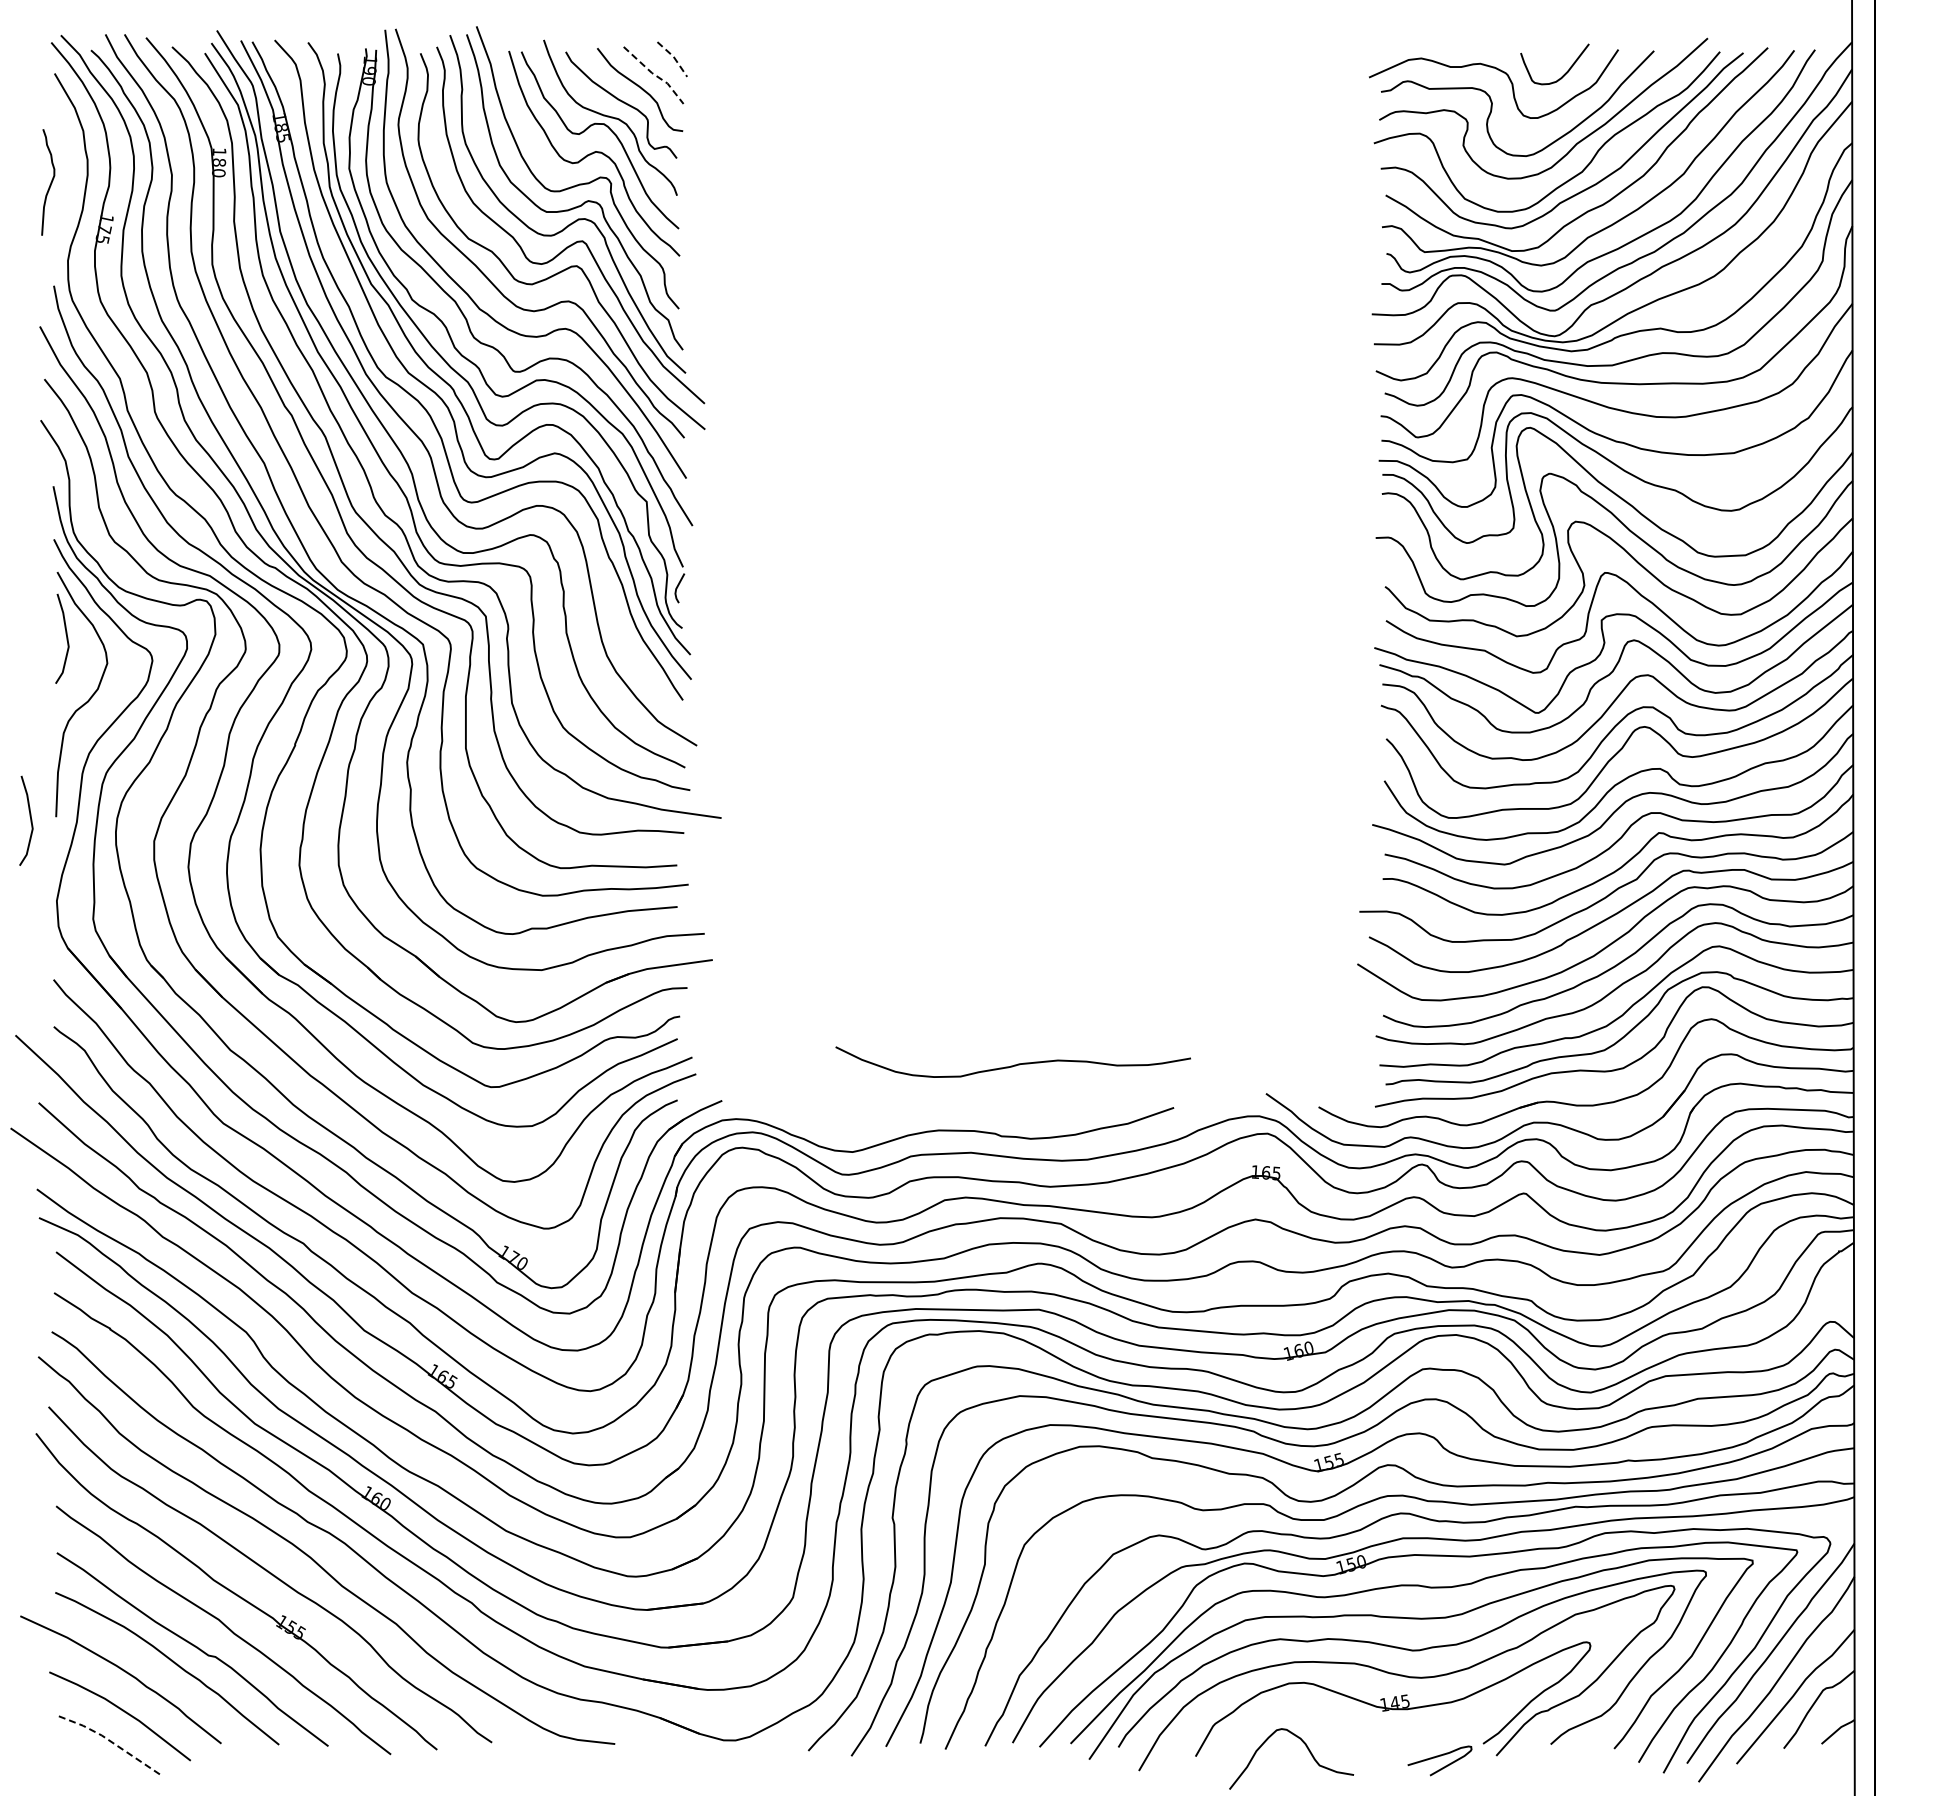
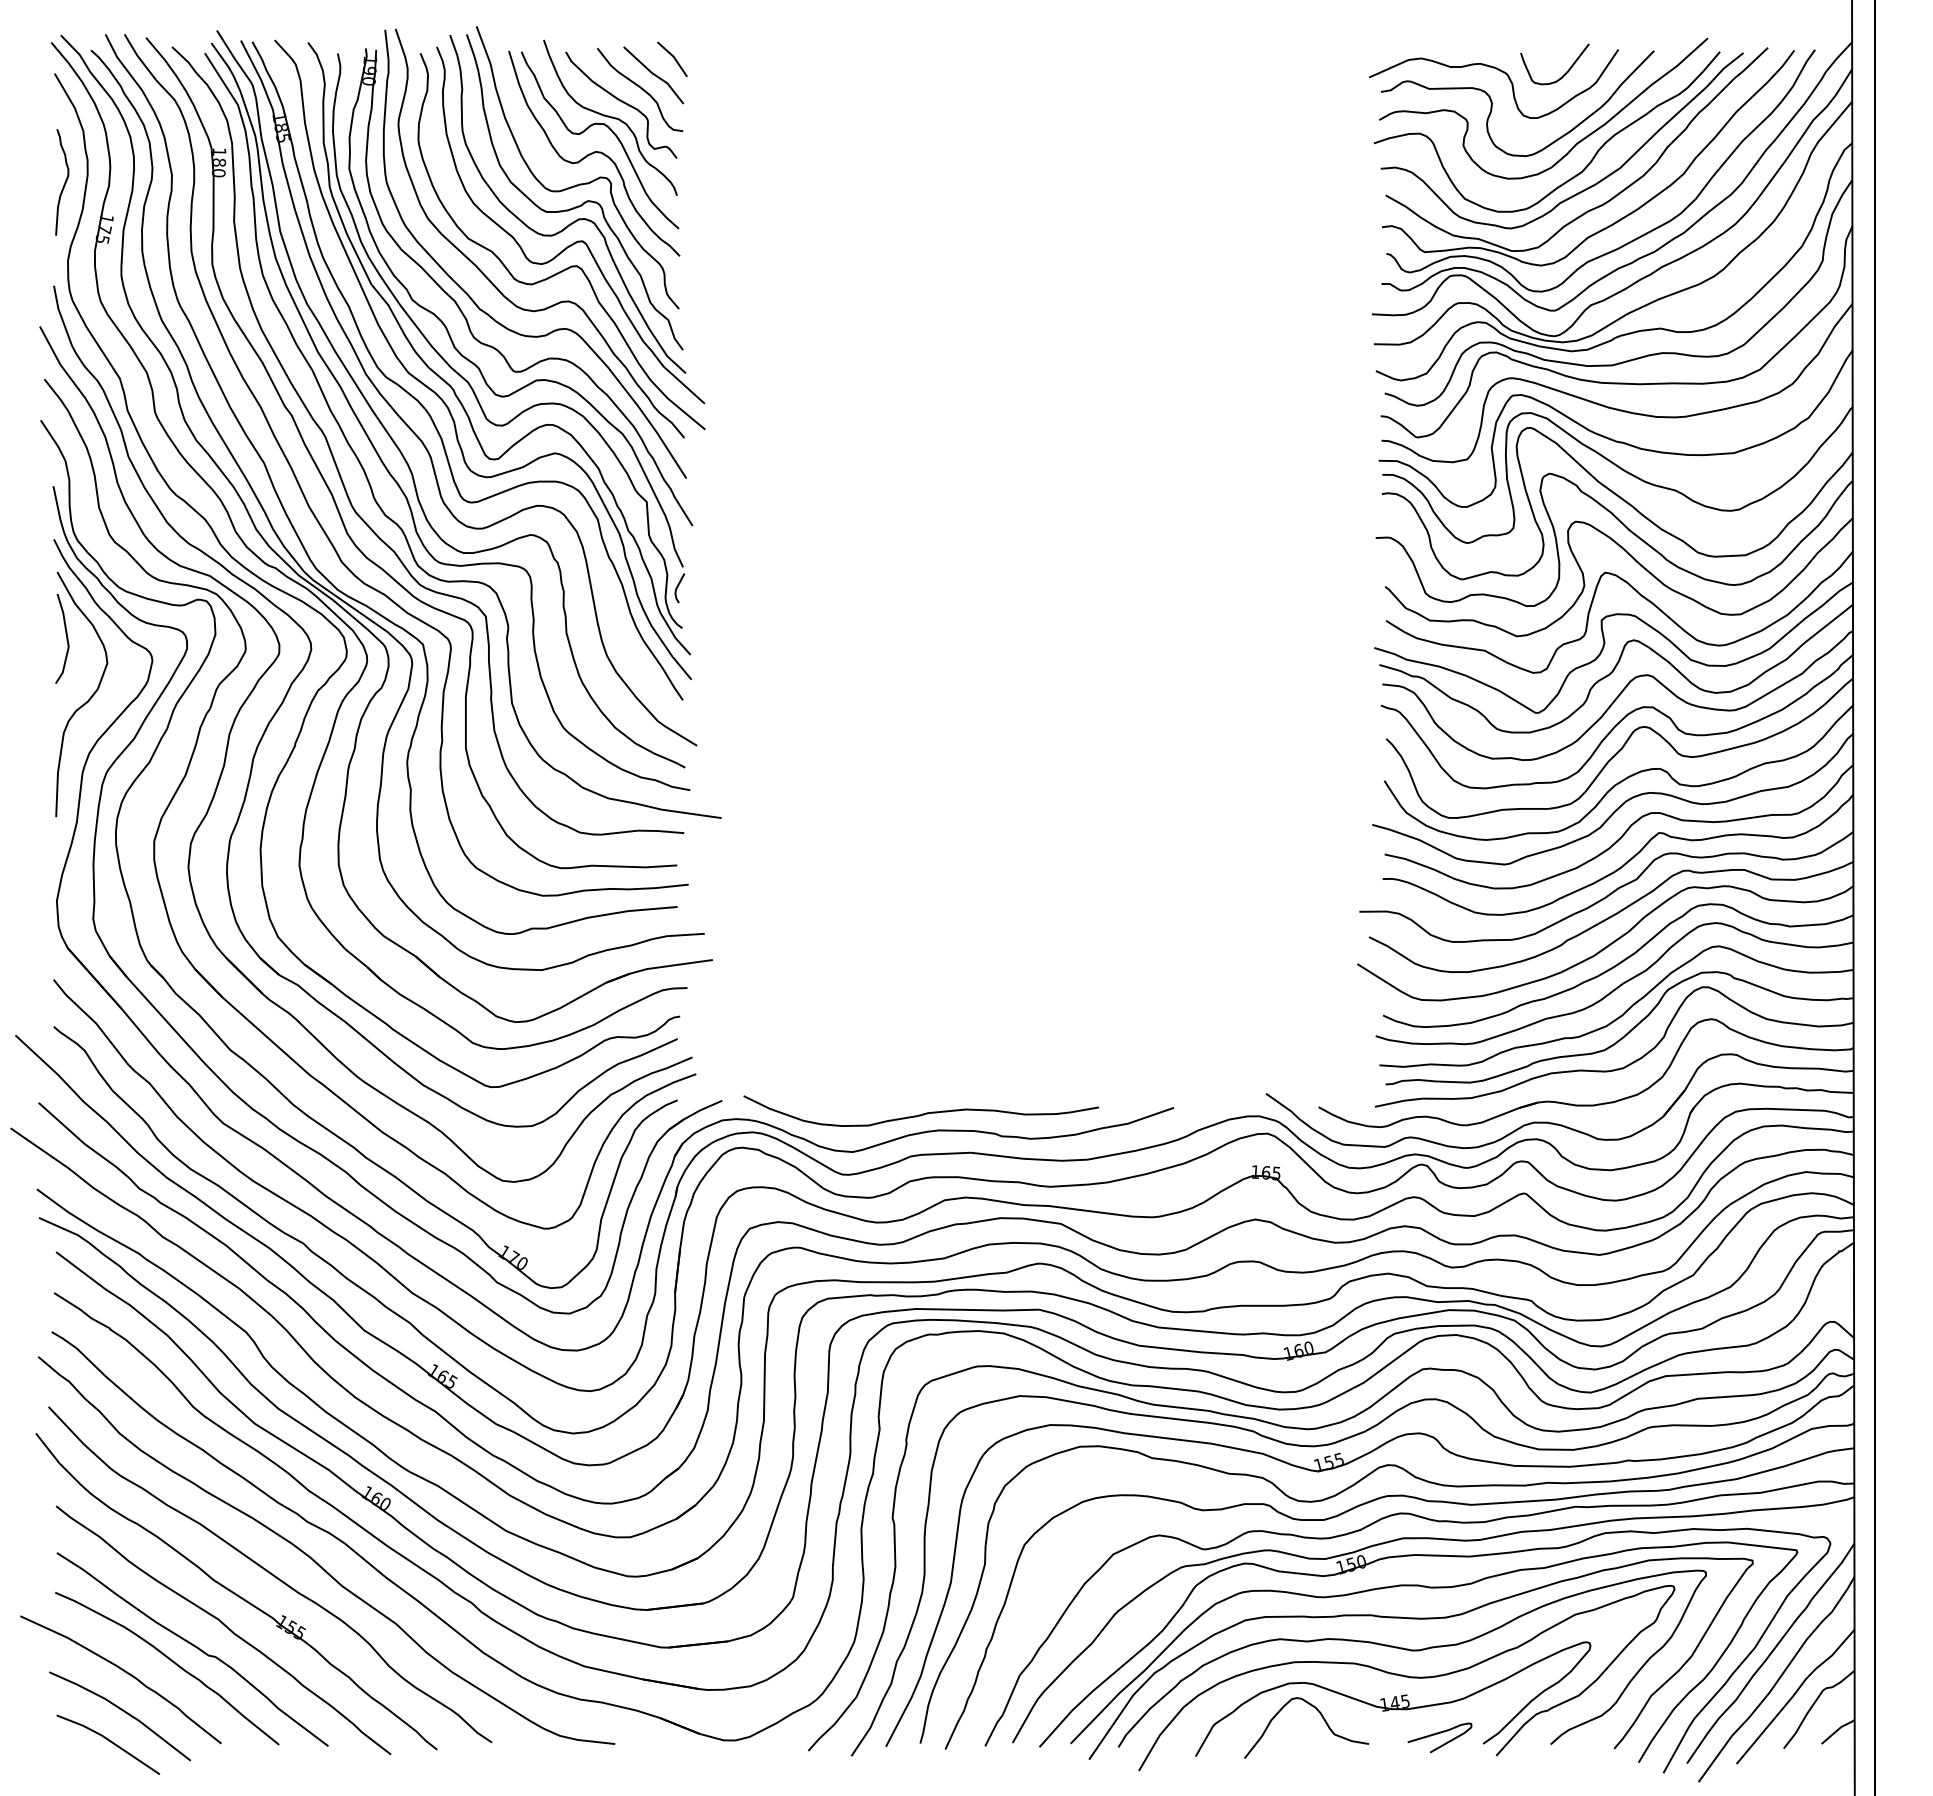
line: dashed -> solid (674, 57)
line: dashed -> solid (655, 75)
curve position: (50, 182) -> (64, 182) (64, 182)
line: present -> none (30, 820)
curve position: (1014, 1064) -> (922, 1113) (922, 1113)
line: dashed -> solid (108, 1739)
curve position: (1307, 1749) -> (1322, 1718) (1322, 1718)
curve position: (1438, 1757) -> (1438, 1734) (1438, 1734)
